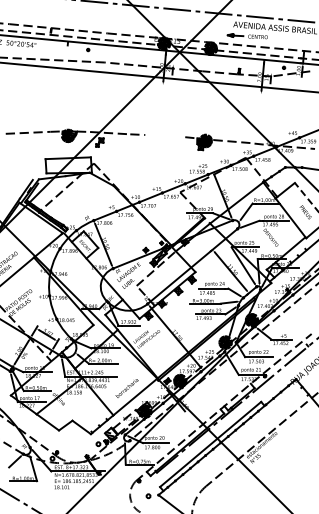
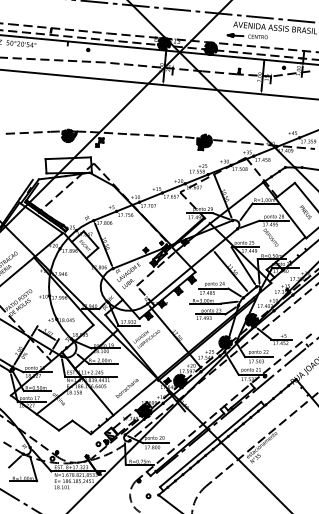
line position: (158, 77) -> (158, 84) (158, 84)
line: none -> present (165, 135)
line: dashed -> solid (306, 197)
